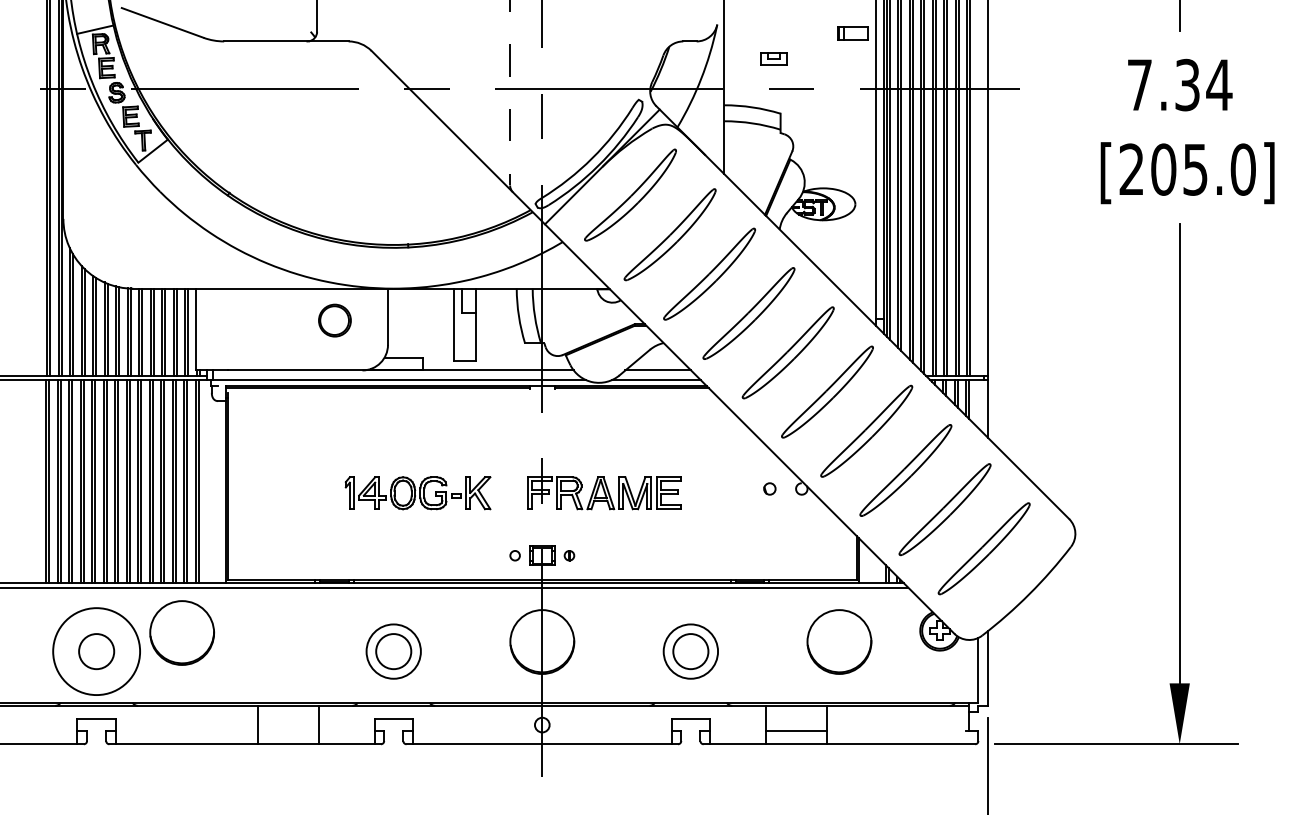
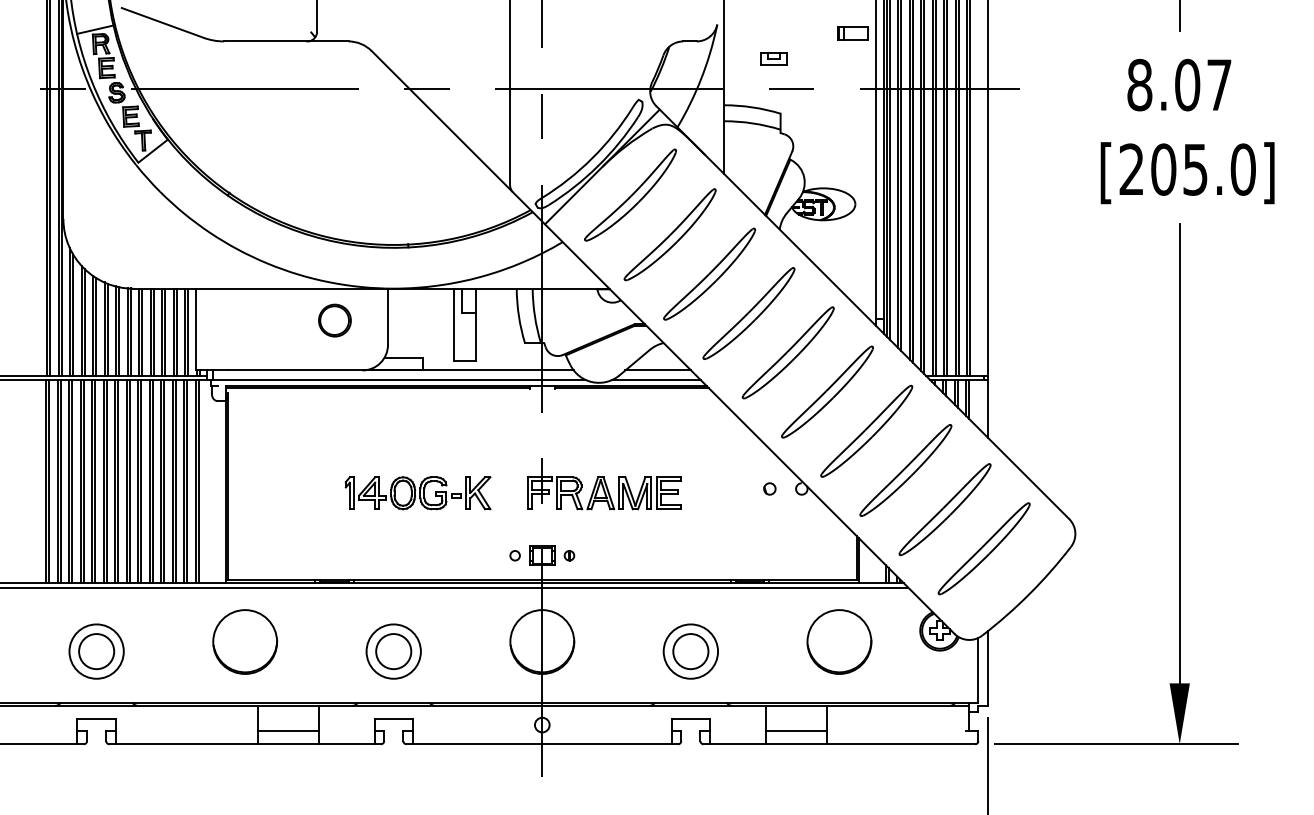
text: 7.34 -> 8.07 (1179, 84)
line: dashed -> solid (510, 92)
circle position: (181, 632) -> (244, 641) (244, 641)
circle diameter: 87 px -> 54 px (96, 651)
line: none -> present (287, 731)
